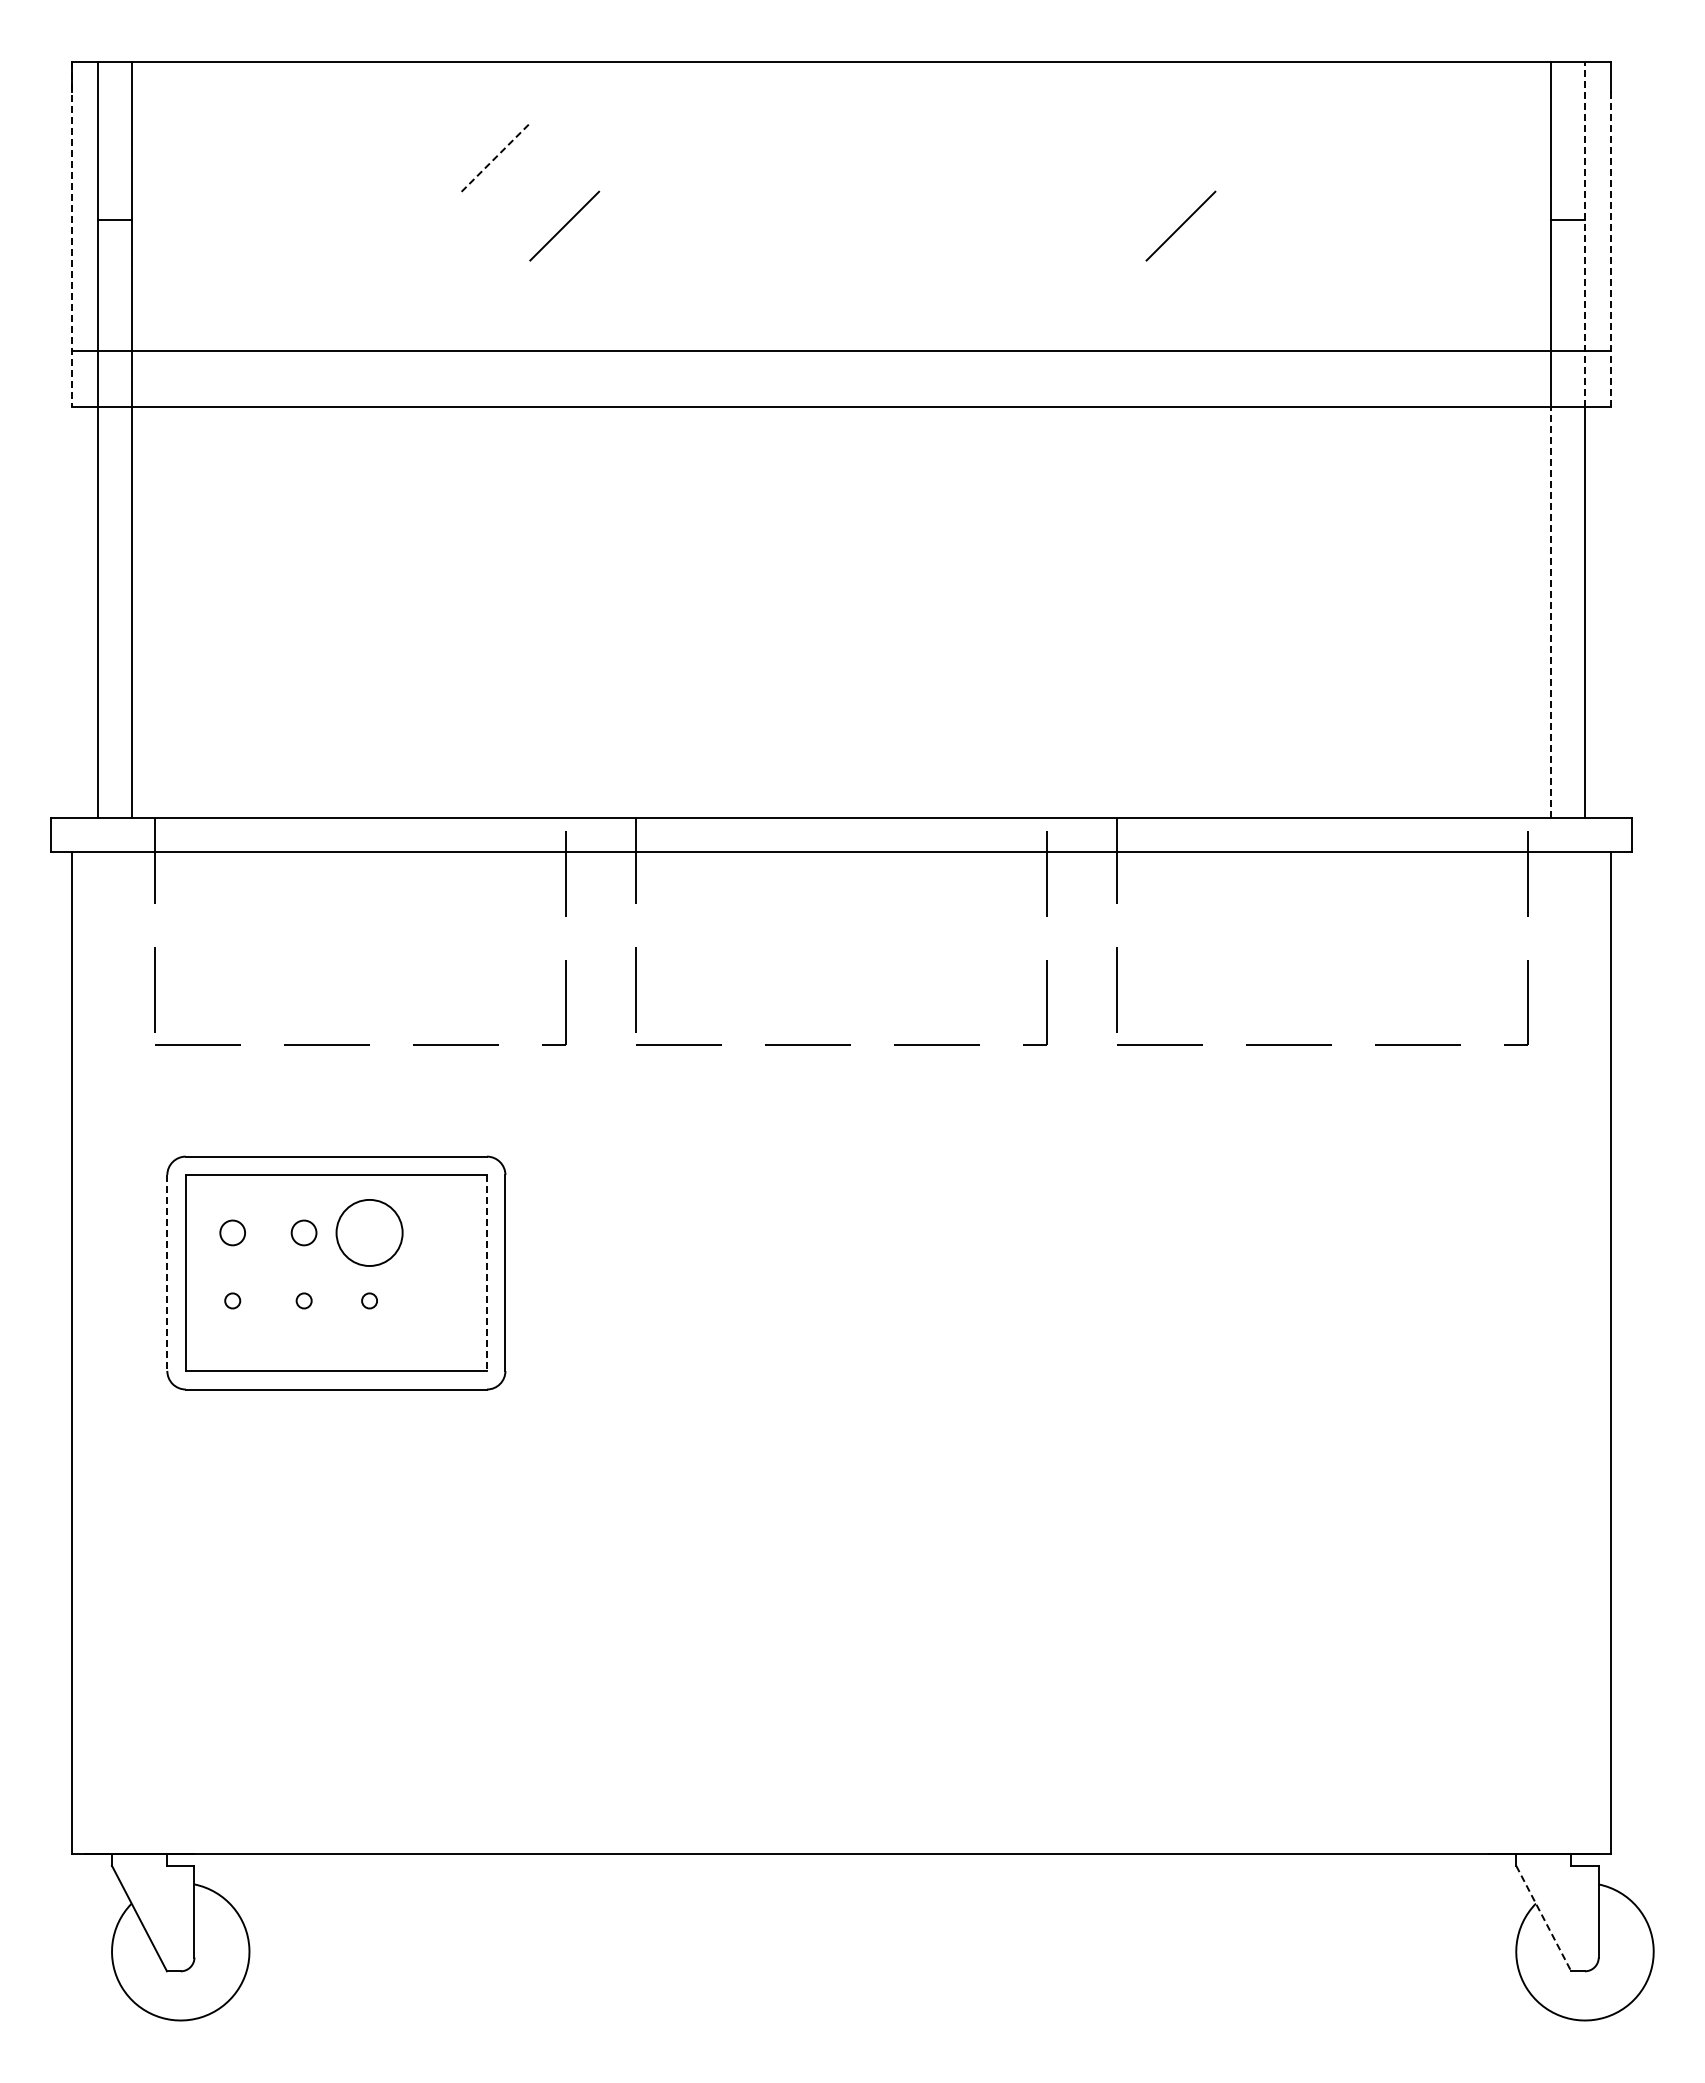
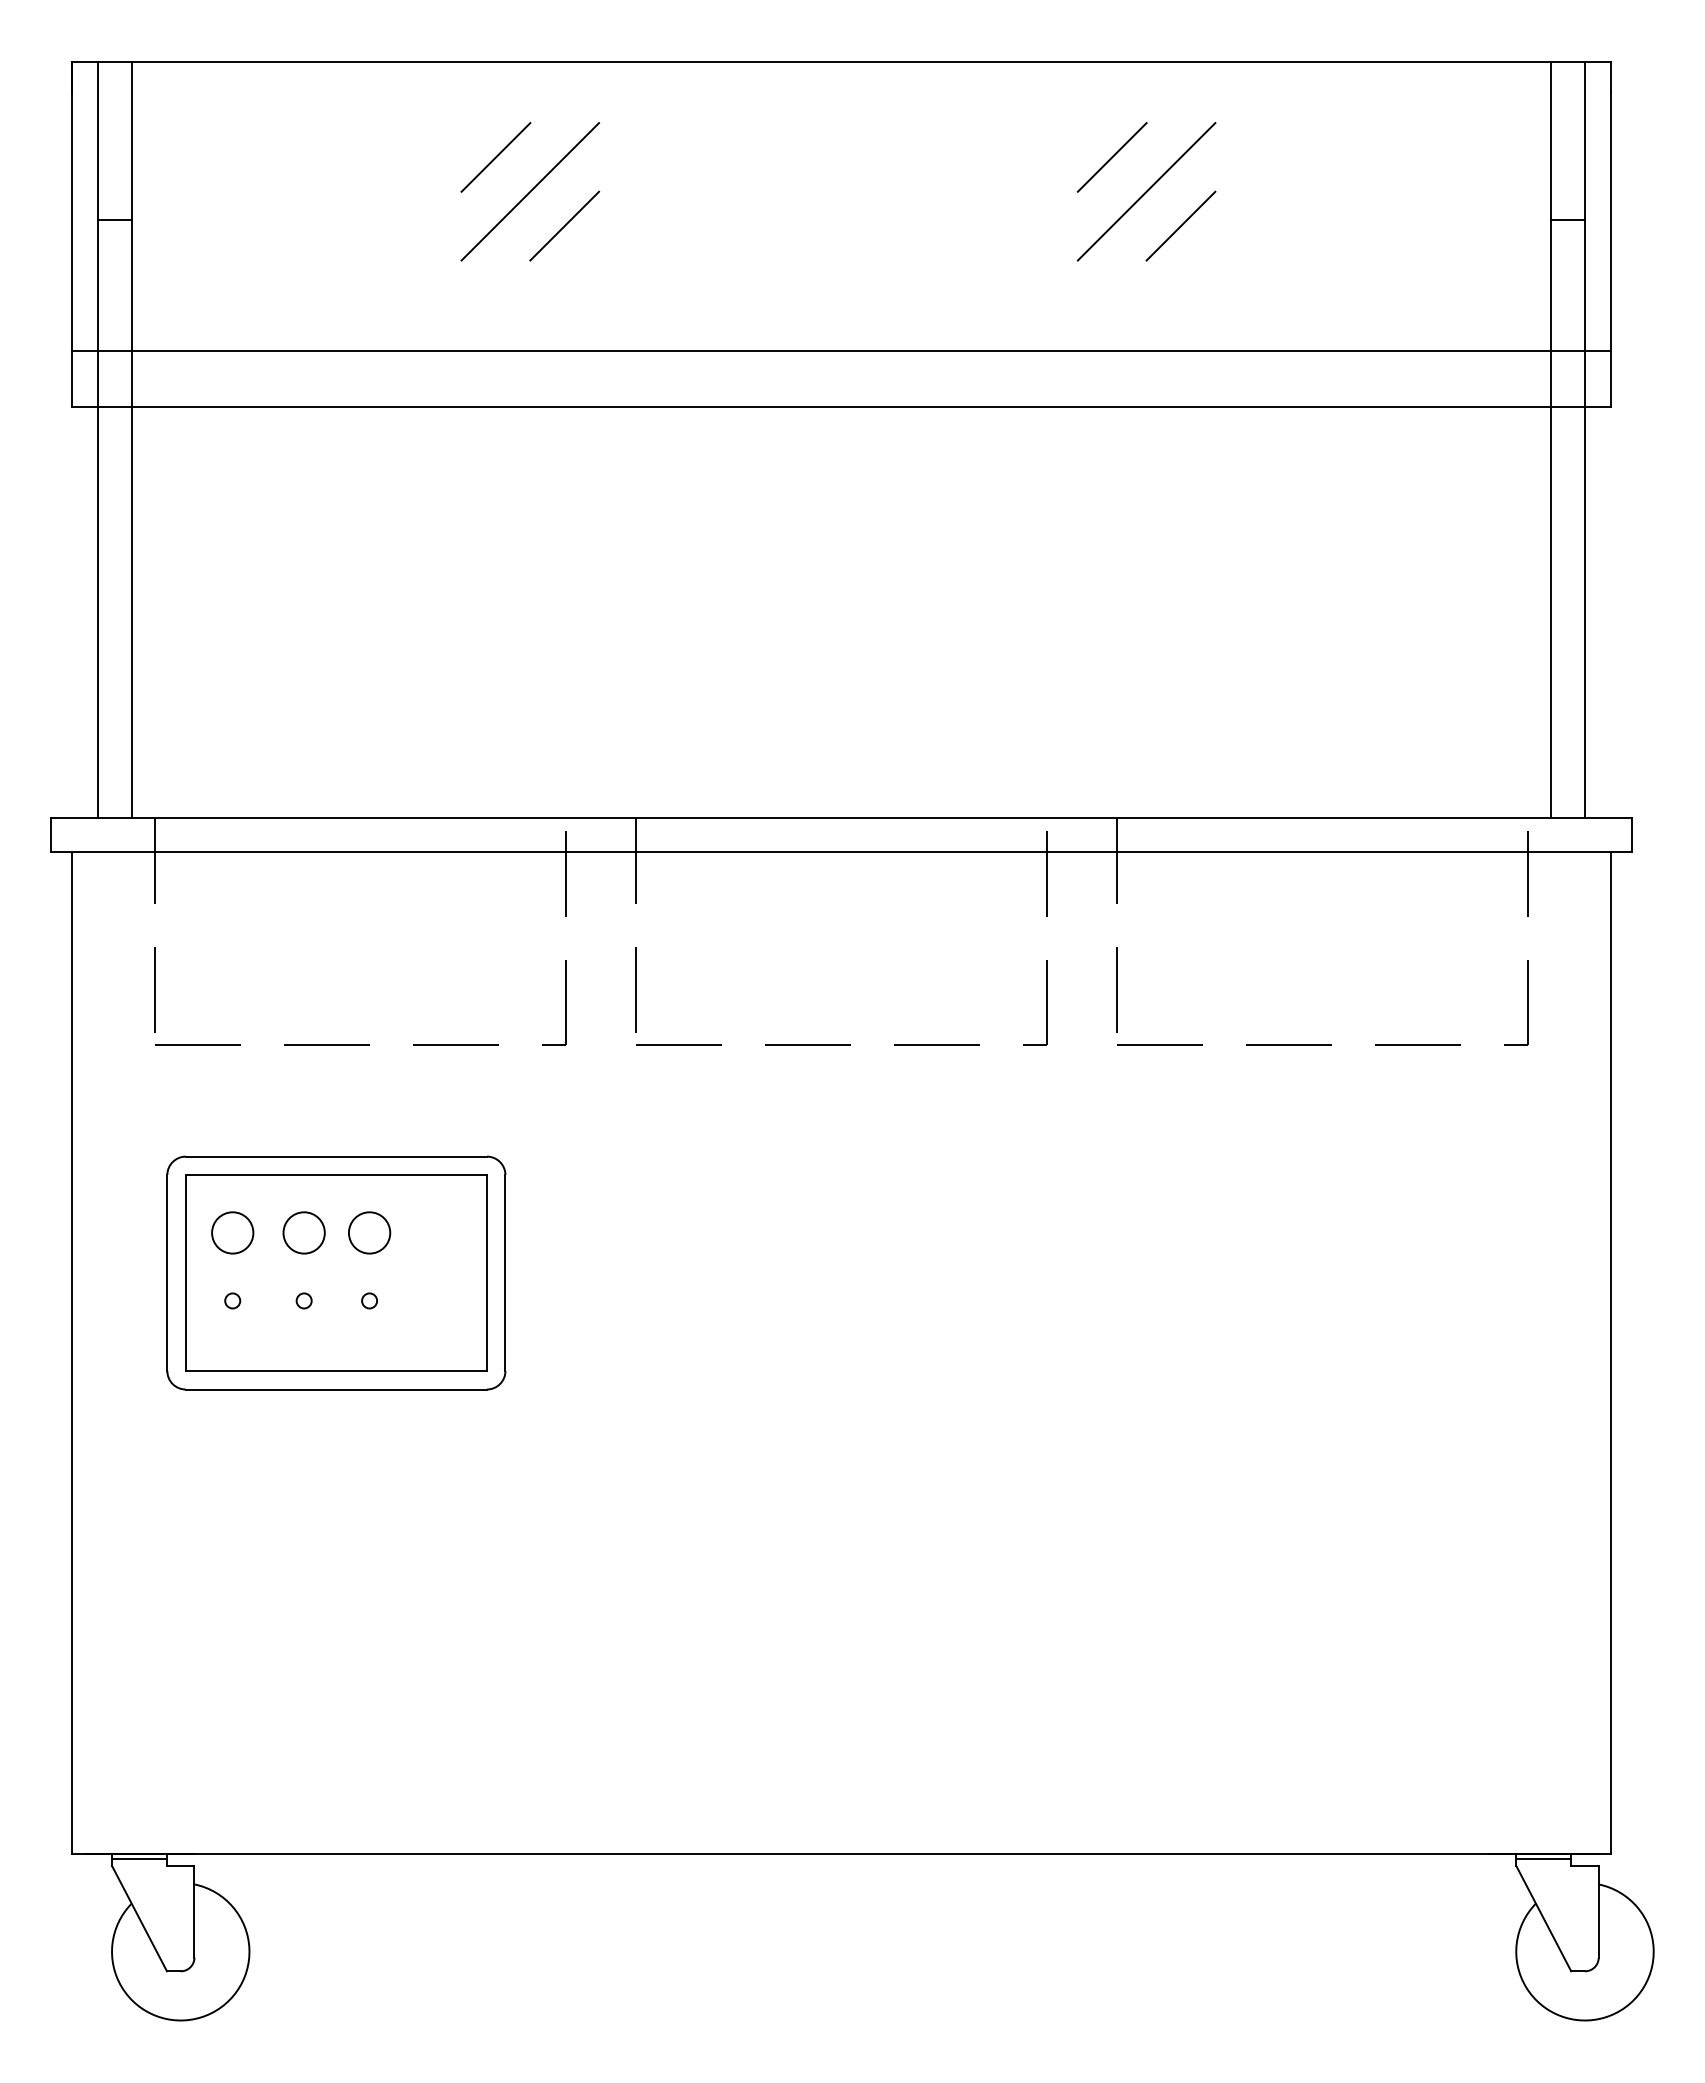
line: dashed -> solid (495, 157)
line: none -> present (1111, 157)
line: none -> present (530, 191)
line: none -> present (1146, 191)
line: dashed -> solid (1585, 234)
line: dashed -> solid (72, 235)
line: dashed -> solid (1611, 249)
line: dashed -> solid (1550, 611)
circle diameter: 25 px -> 41 px (232, 1232)
circle size: 28x28 px -> 44x44 px (303, 1232)
circle diameter: 66 px -> 41 px (369, 1232)
line: dashed -> solid (167, 1273)
line: dashed -> solid (487, 1273)
line: none -> present (139, 1859)
line: none -> present (1543, 1859)
line: dashed -> solid (1543, 1919)
